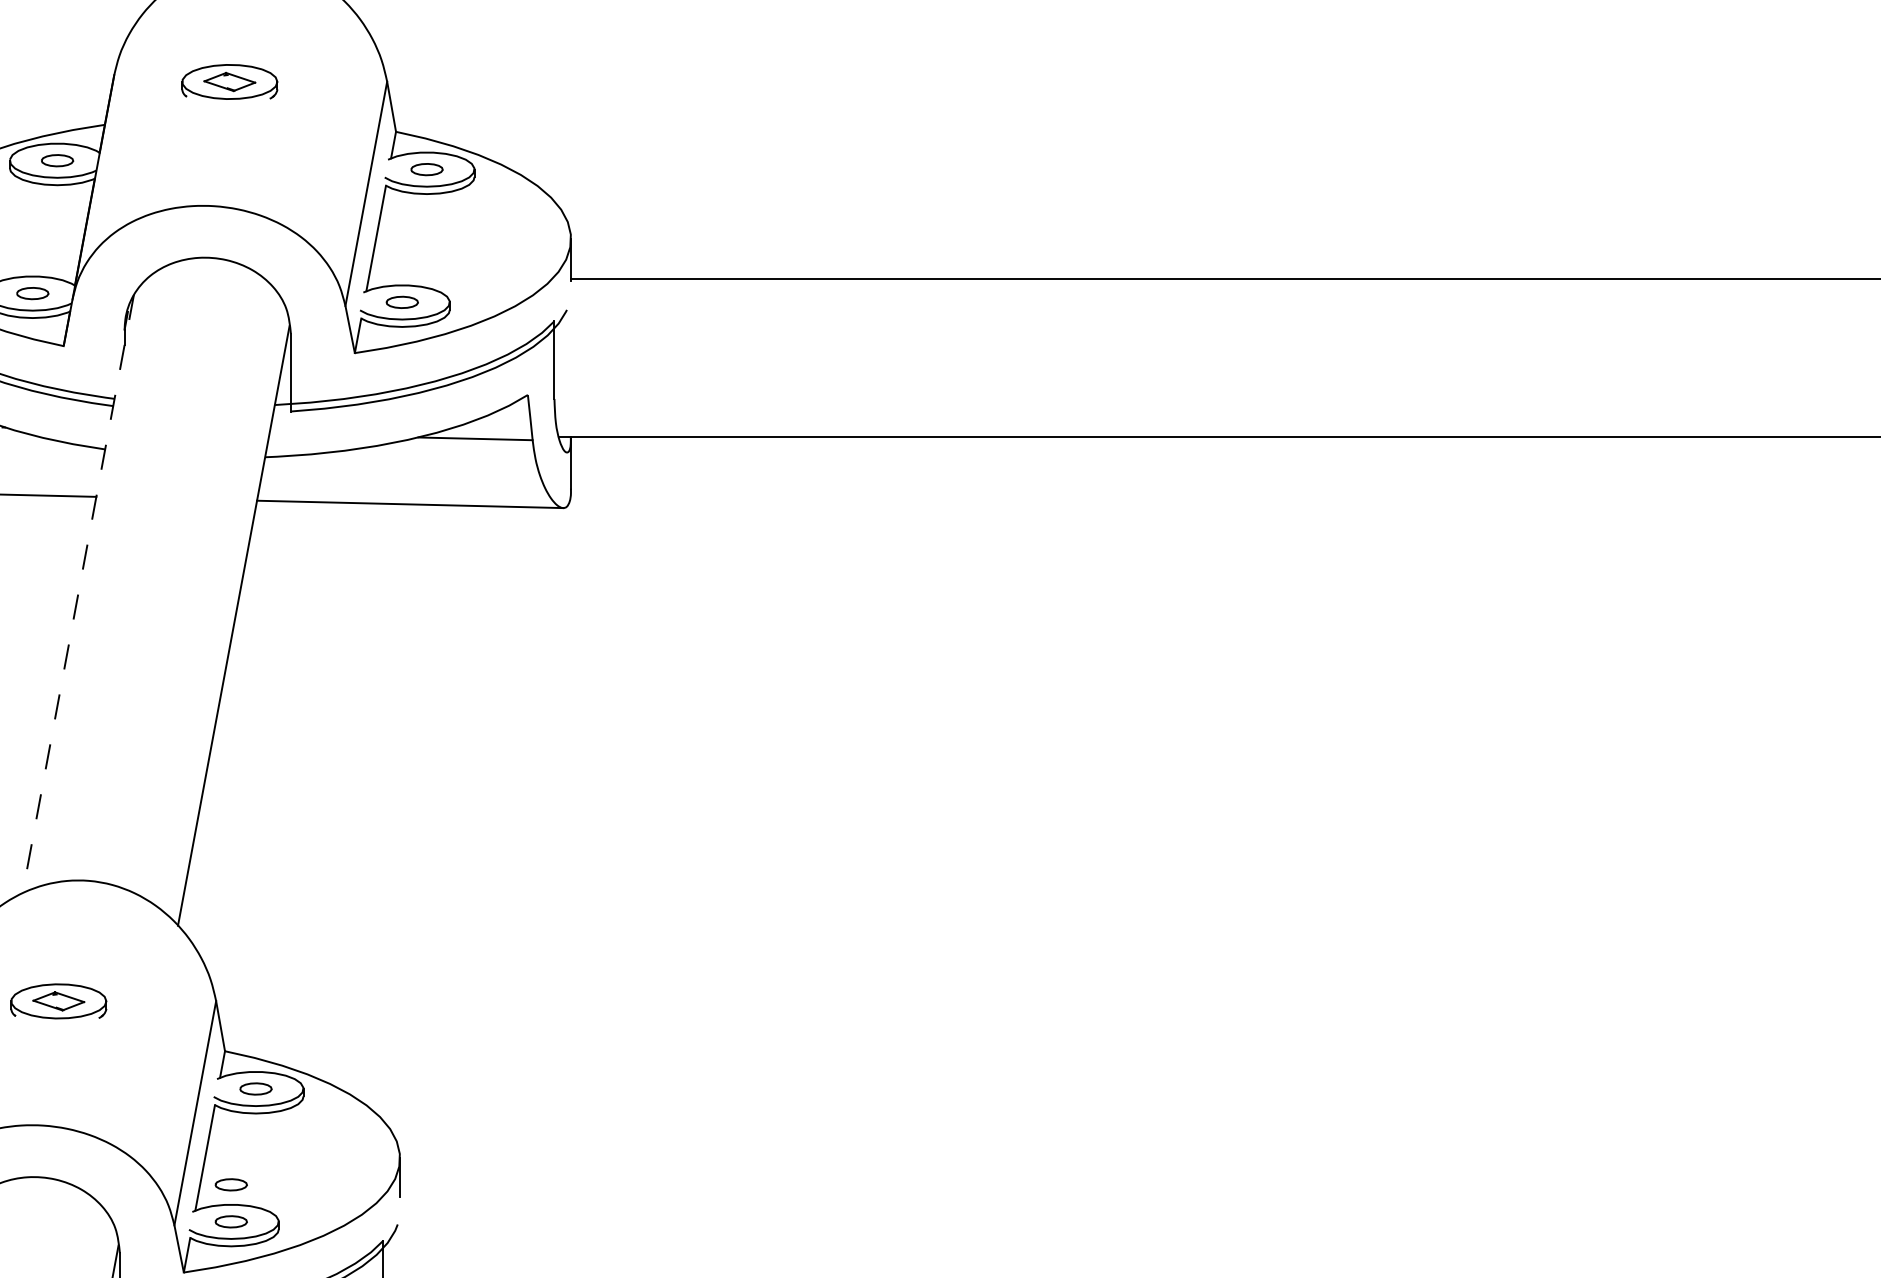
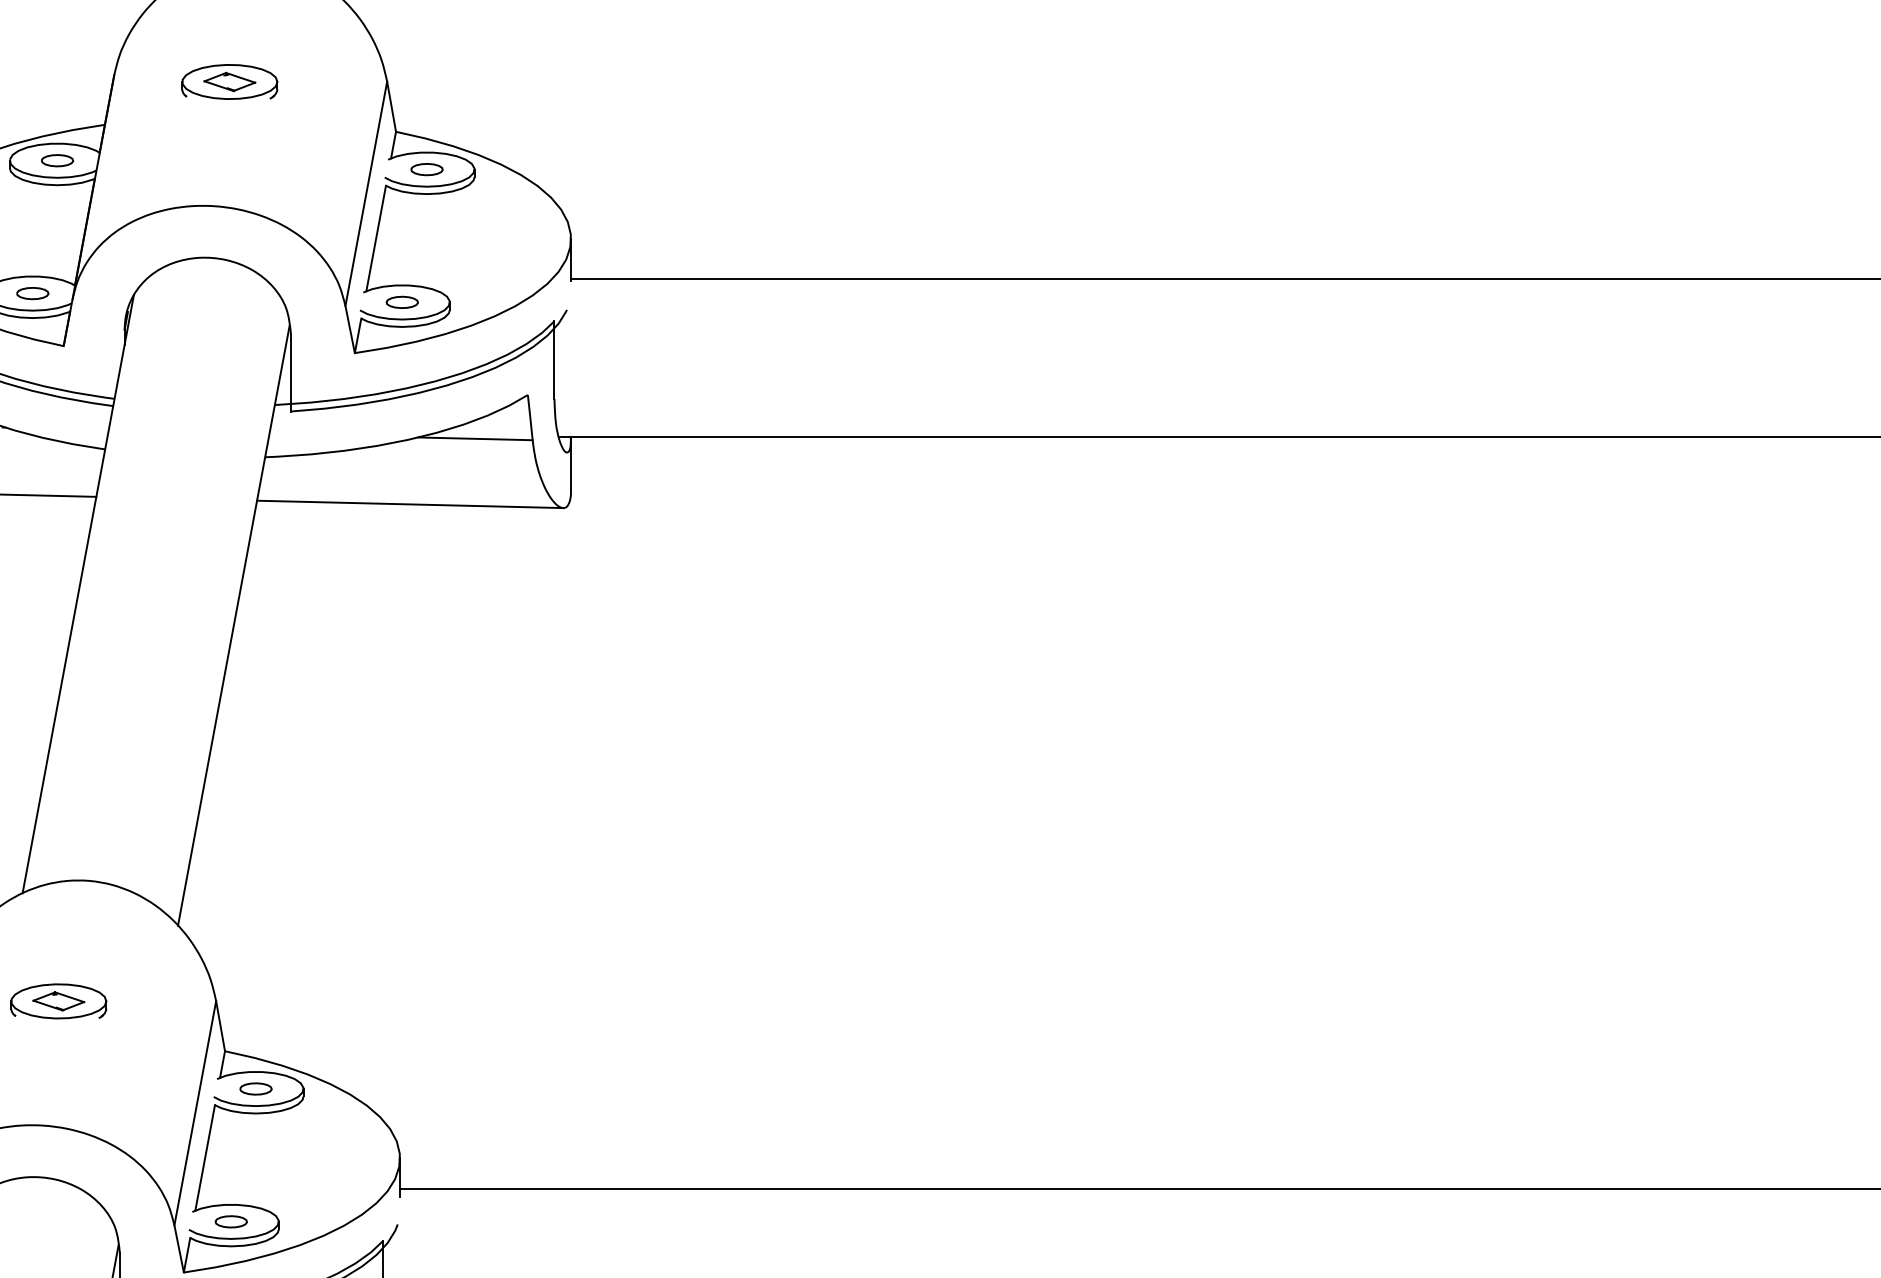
line: dashed -> solid (78, 594)
part: present -> none (230, 1184)
line: none -> present (1138, 1188)
